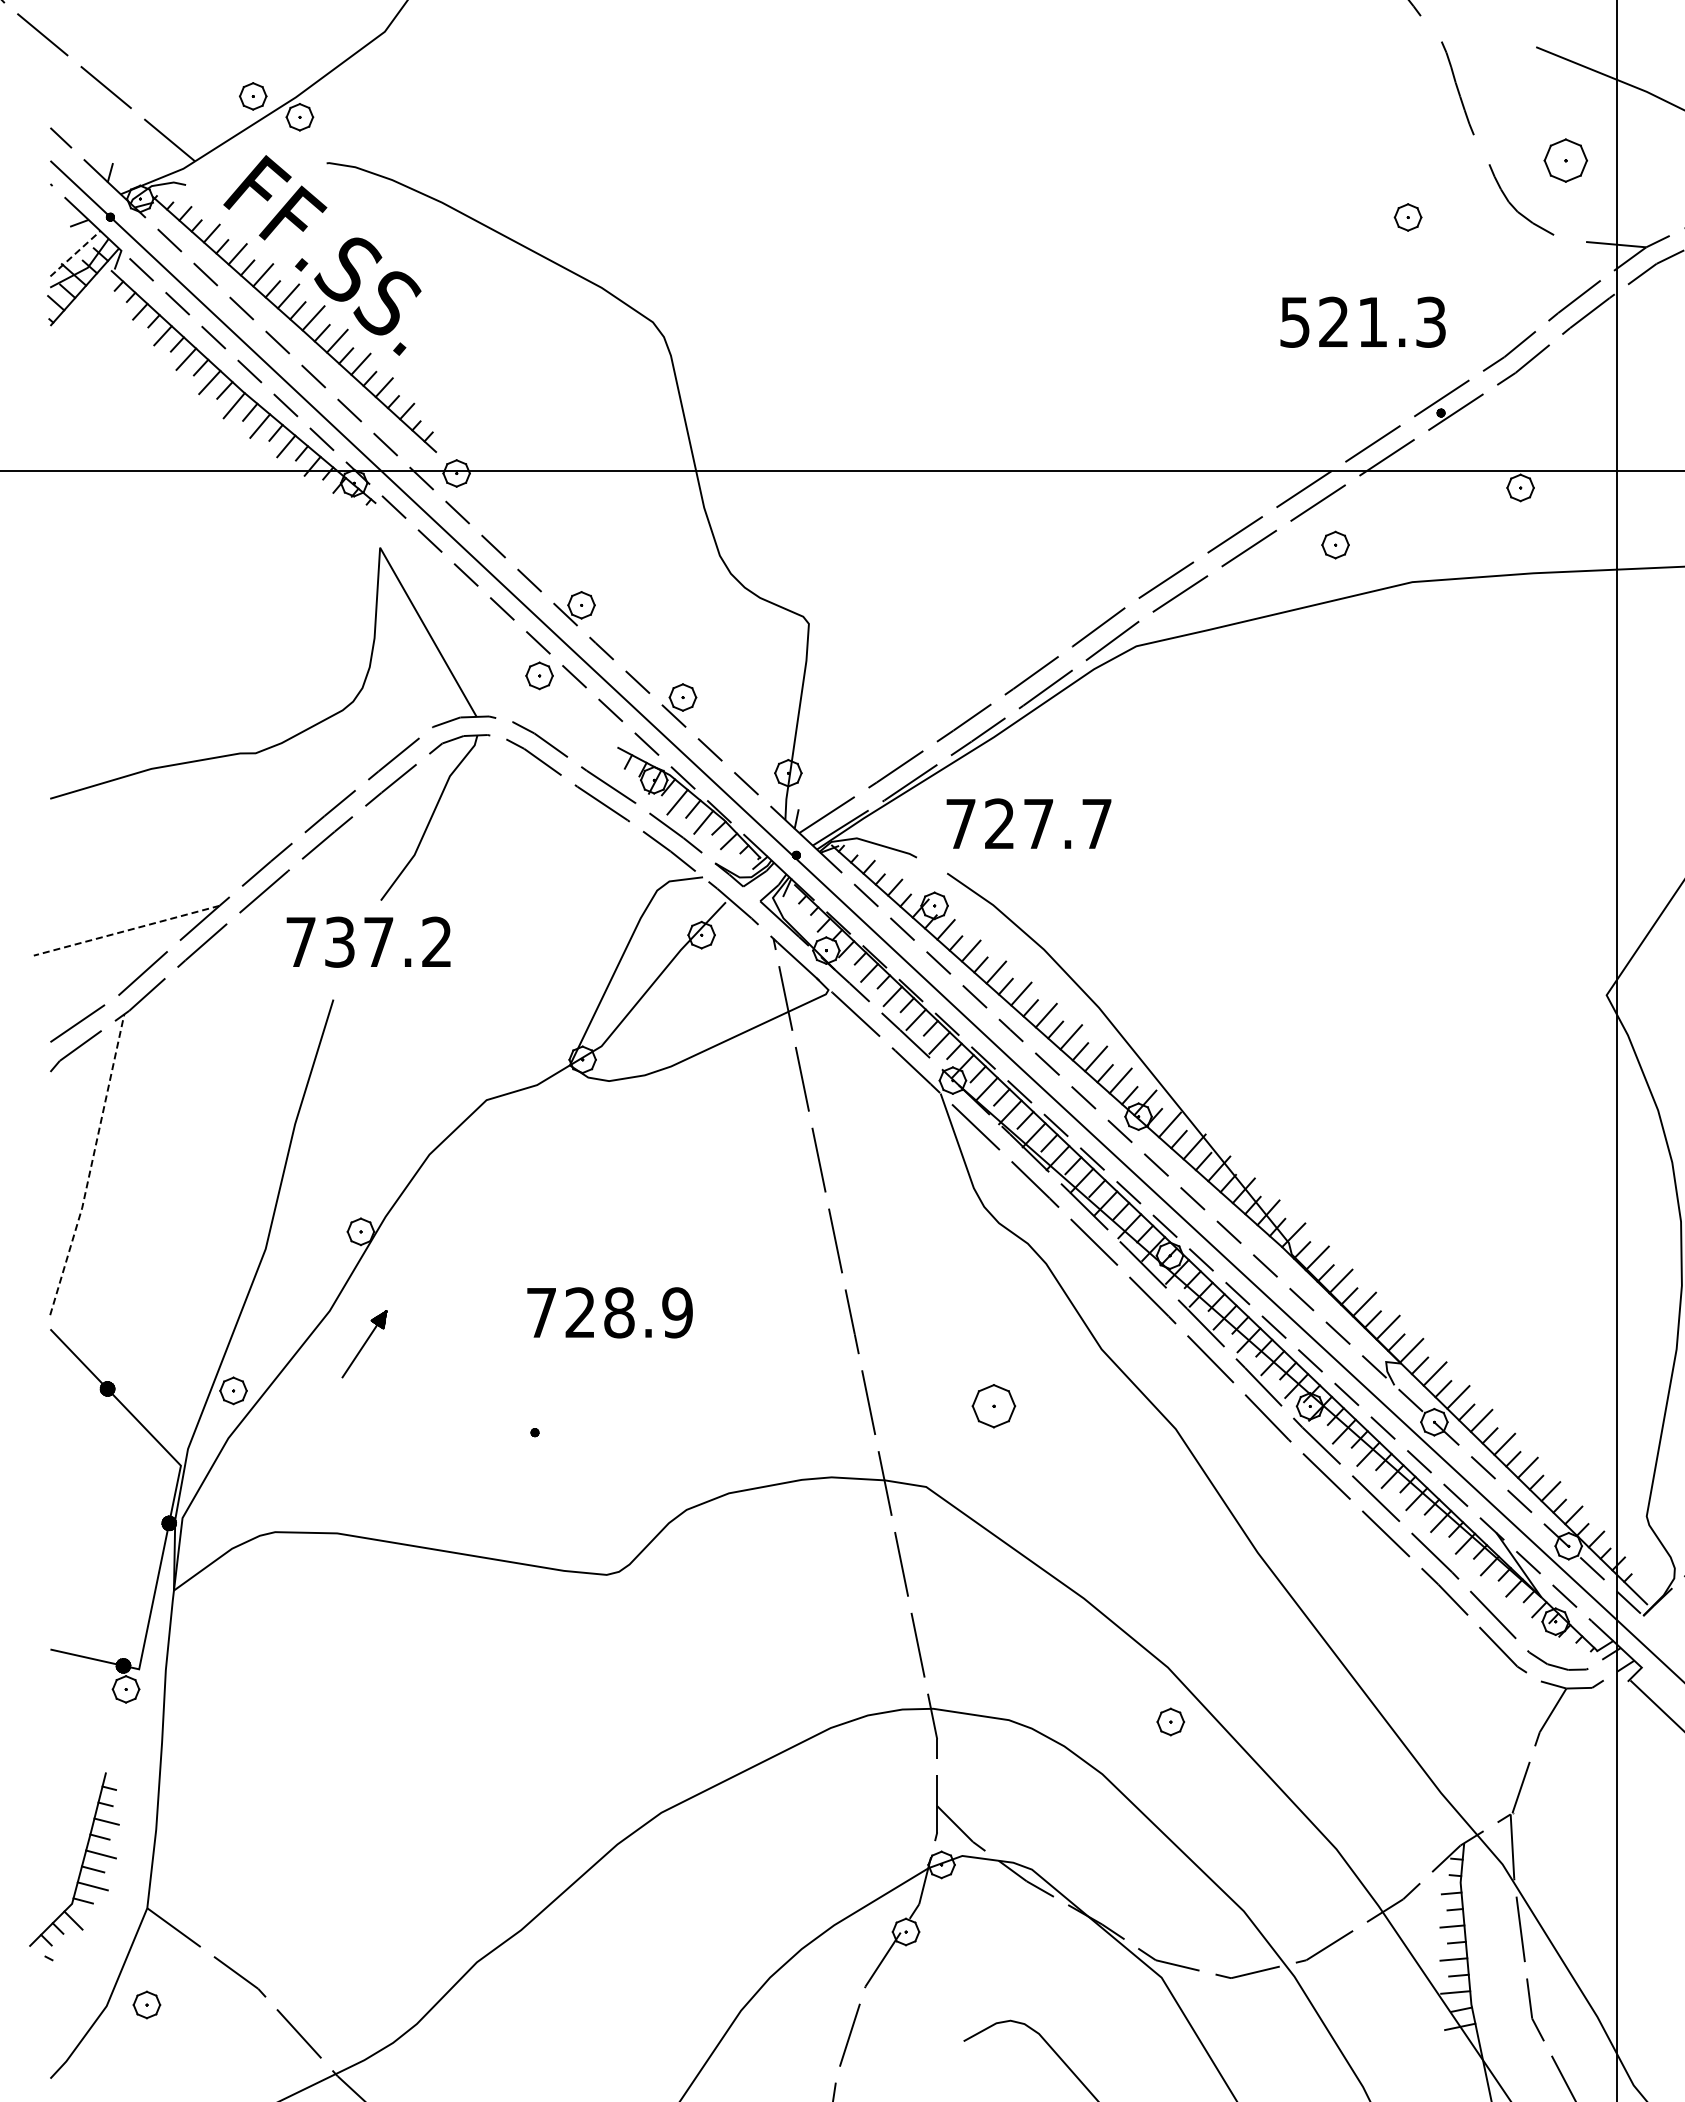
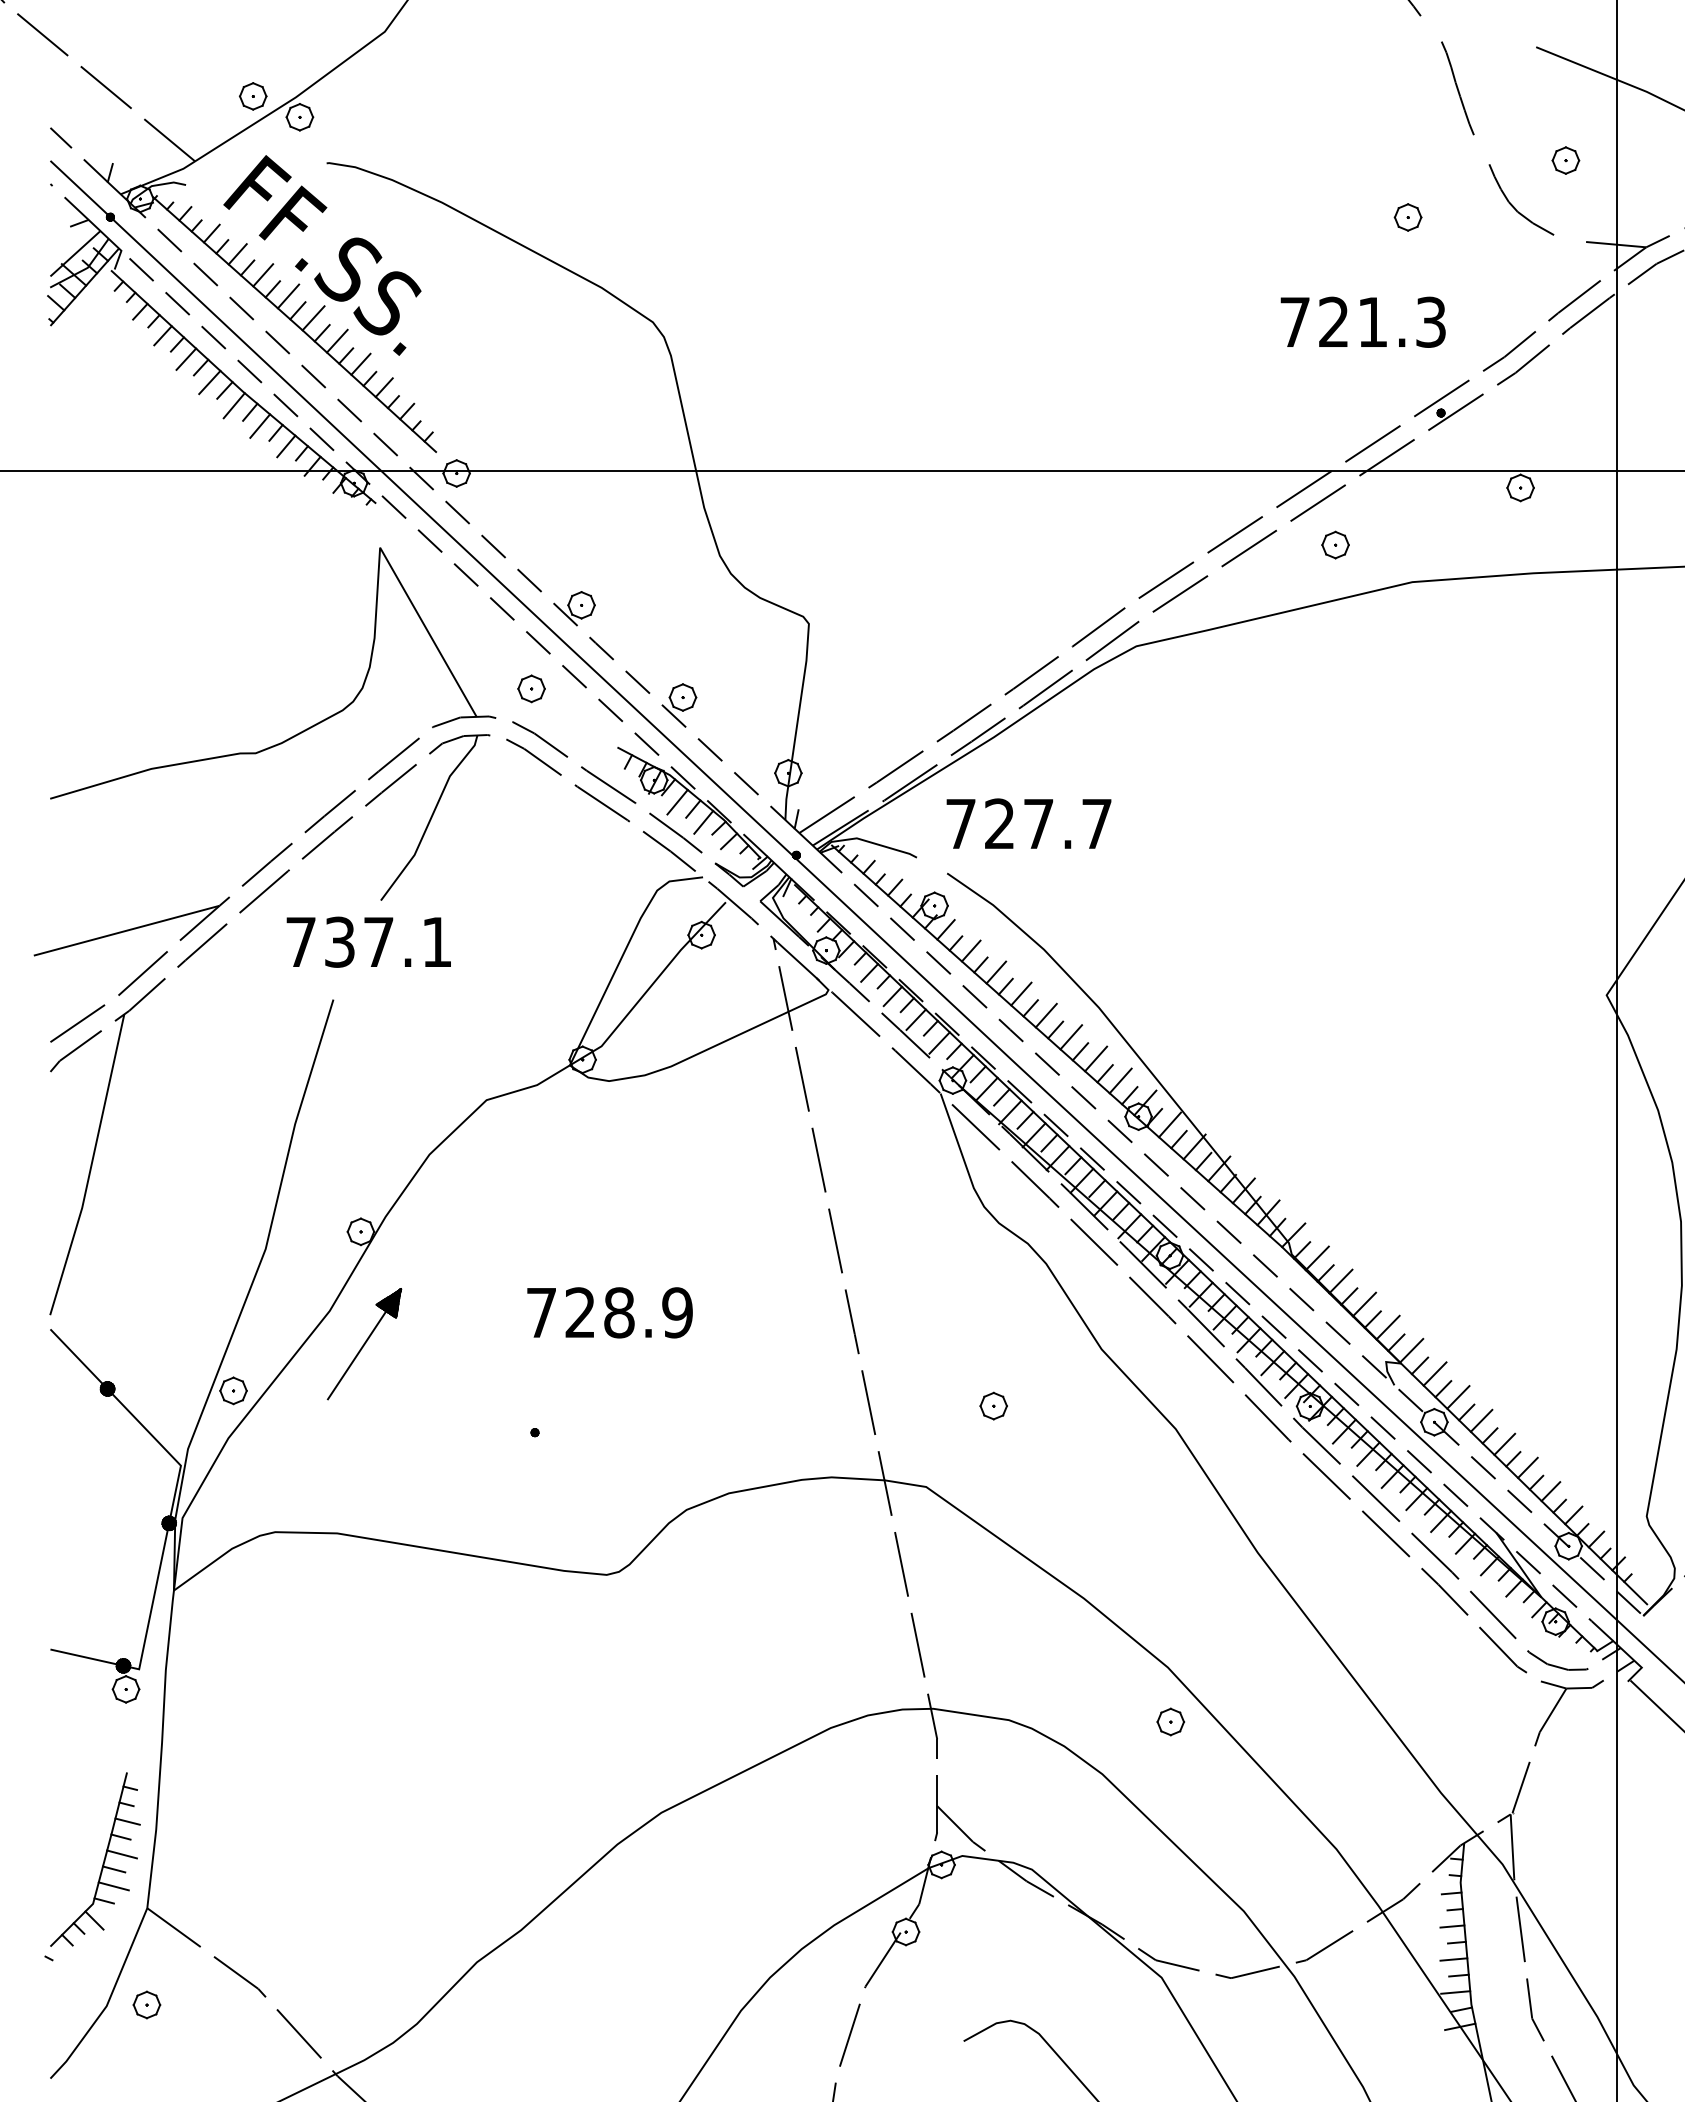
part size: 46x45 px -> 30x29 px (1565, 160)
line: dashed -> solid (75, 253)
text: 521.3 -> 721.3 (1294, 322)
part position: (539, 675) -> (531, 688) (531, 688)
line: dashed -> solid (126, 930)
text: 737.2 -> 737.1 (436, 941)
line: dashed -> solid (91, 1166)
part size: 47x69 px -> 77x113 px (364, 1344)
part size: 46x45 px -> 29x30 px (993, 1405)
part position: (82, 1859) -> (103, 1859) (103, 1859)
